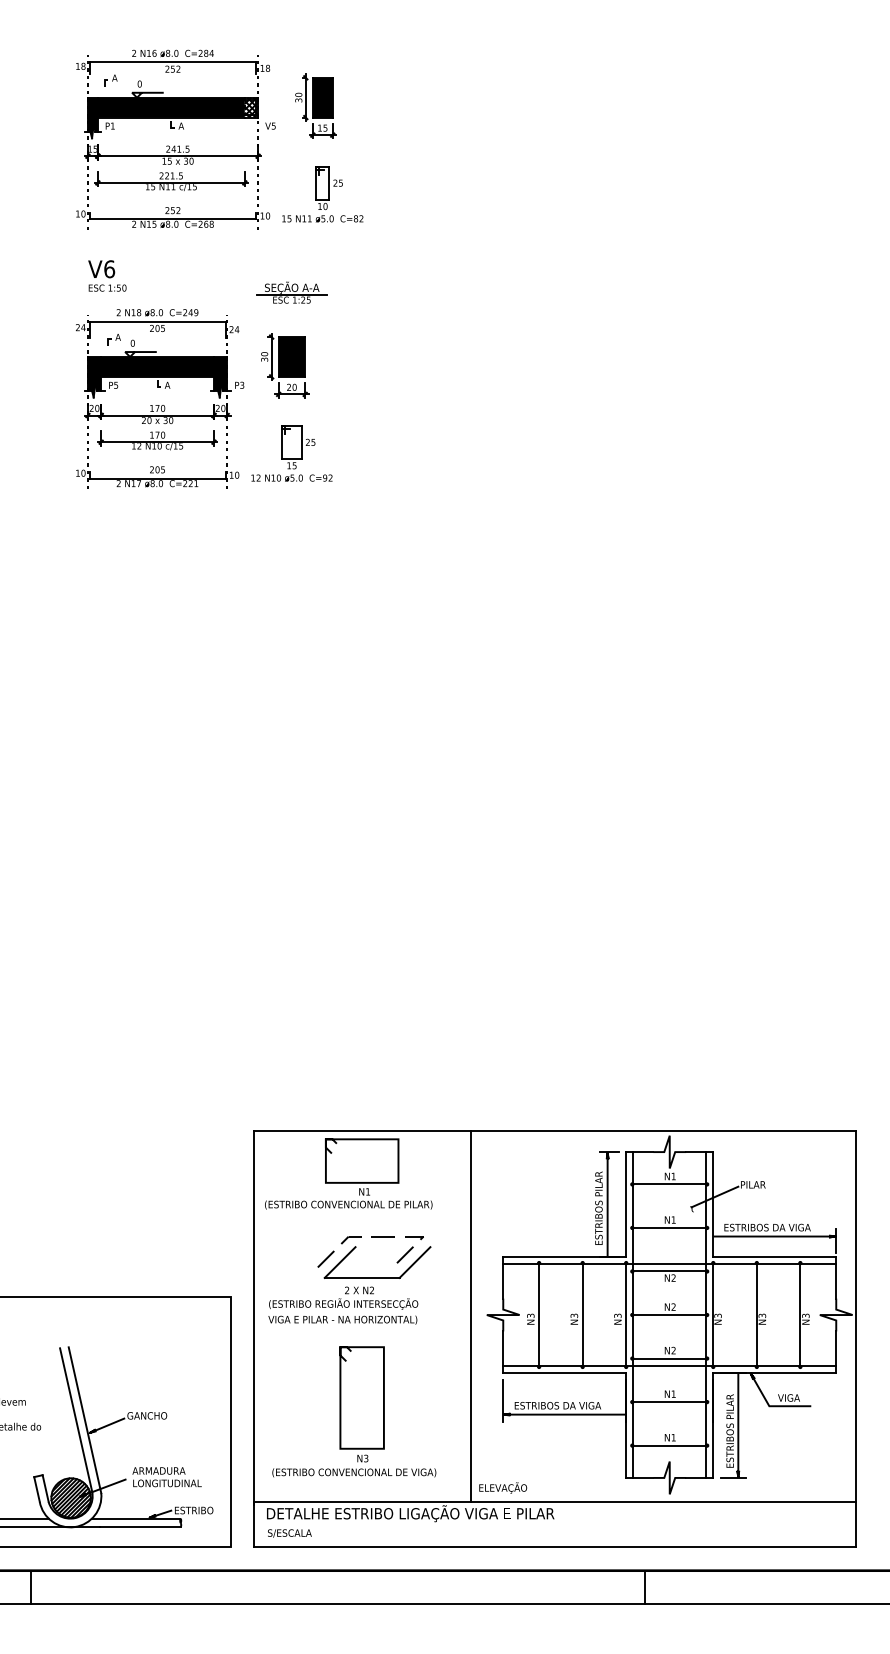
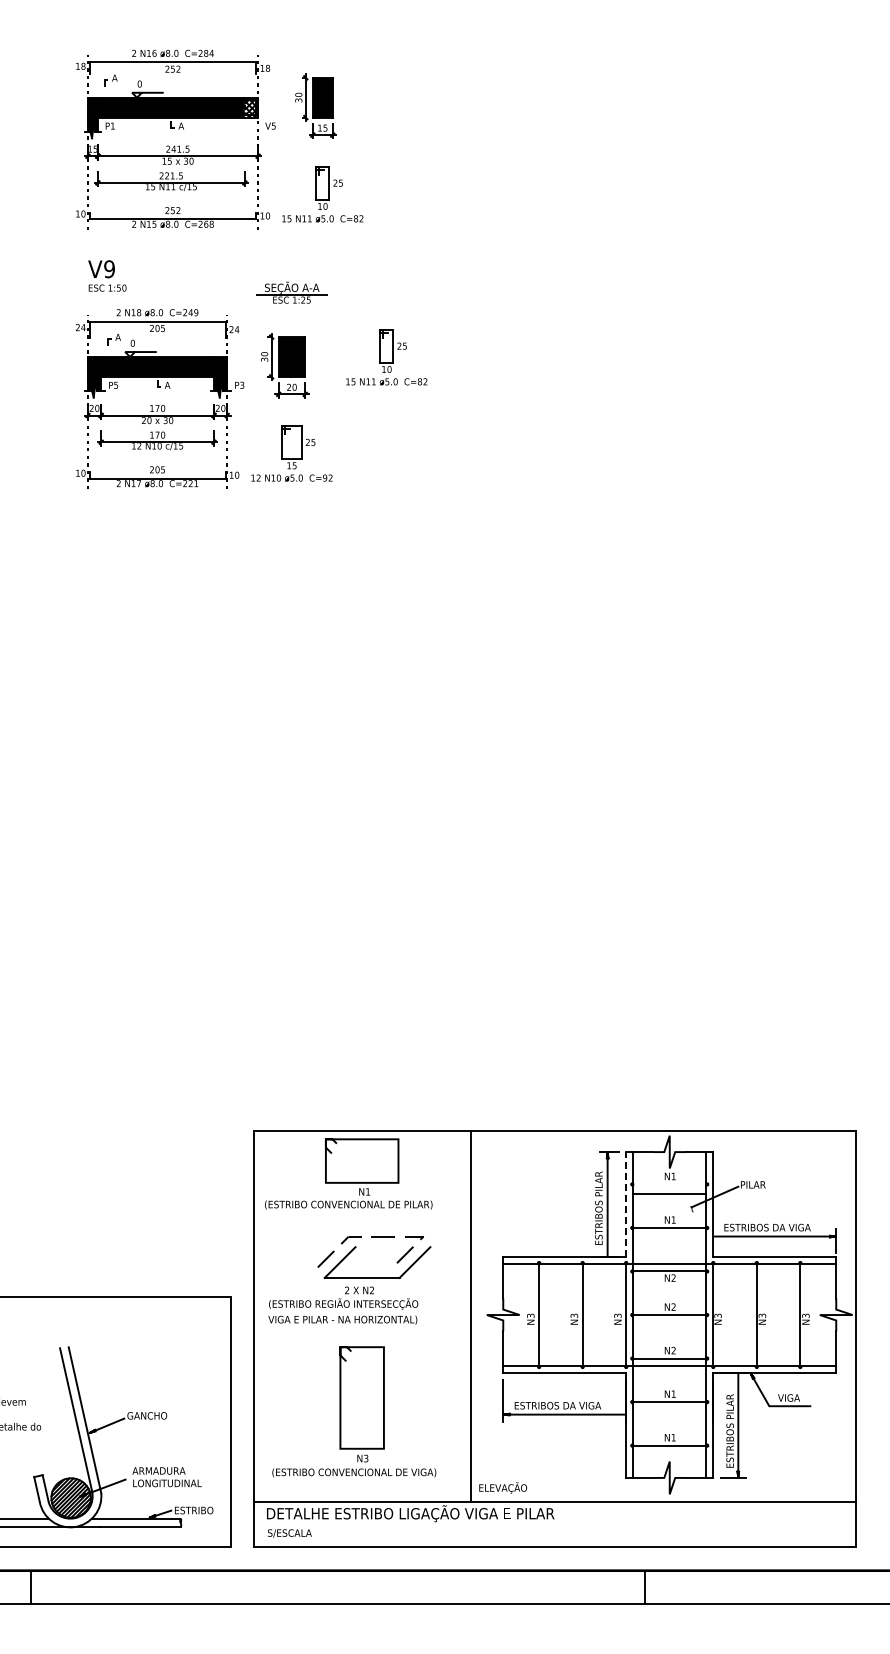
text: V6 -> V9 (109, 269)
part: none -> present (386, 357)
line position: (669, 1184) -> (669, 1194) (669, 1194)
line: solid -> dashed (626, 1204)
